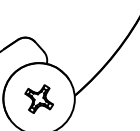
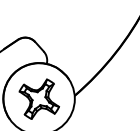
part size: 30x30 px -> 42x42 px (38, 98)
